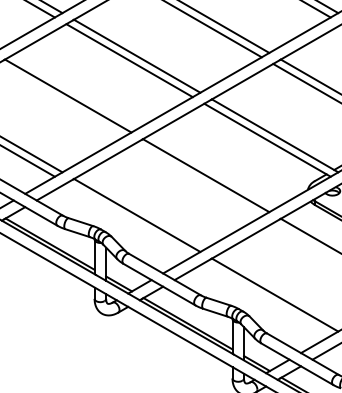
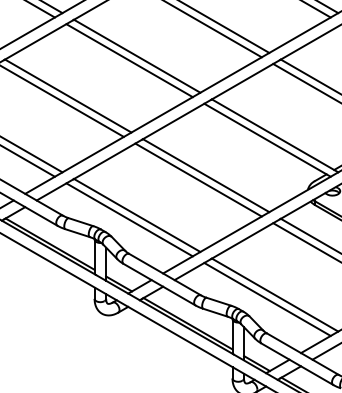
line: none -> present (62, 101)
line: none -> present (198, 179)
line: none -> present (129, 219)
line: none -> present (305, 241)
line: none -> present (267, 298)
